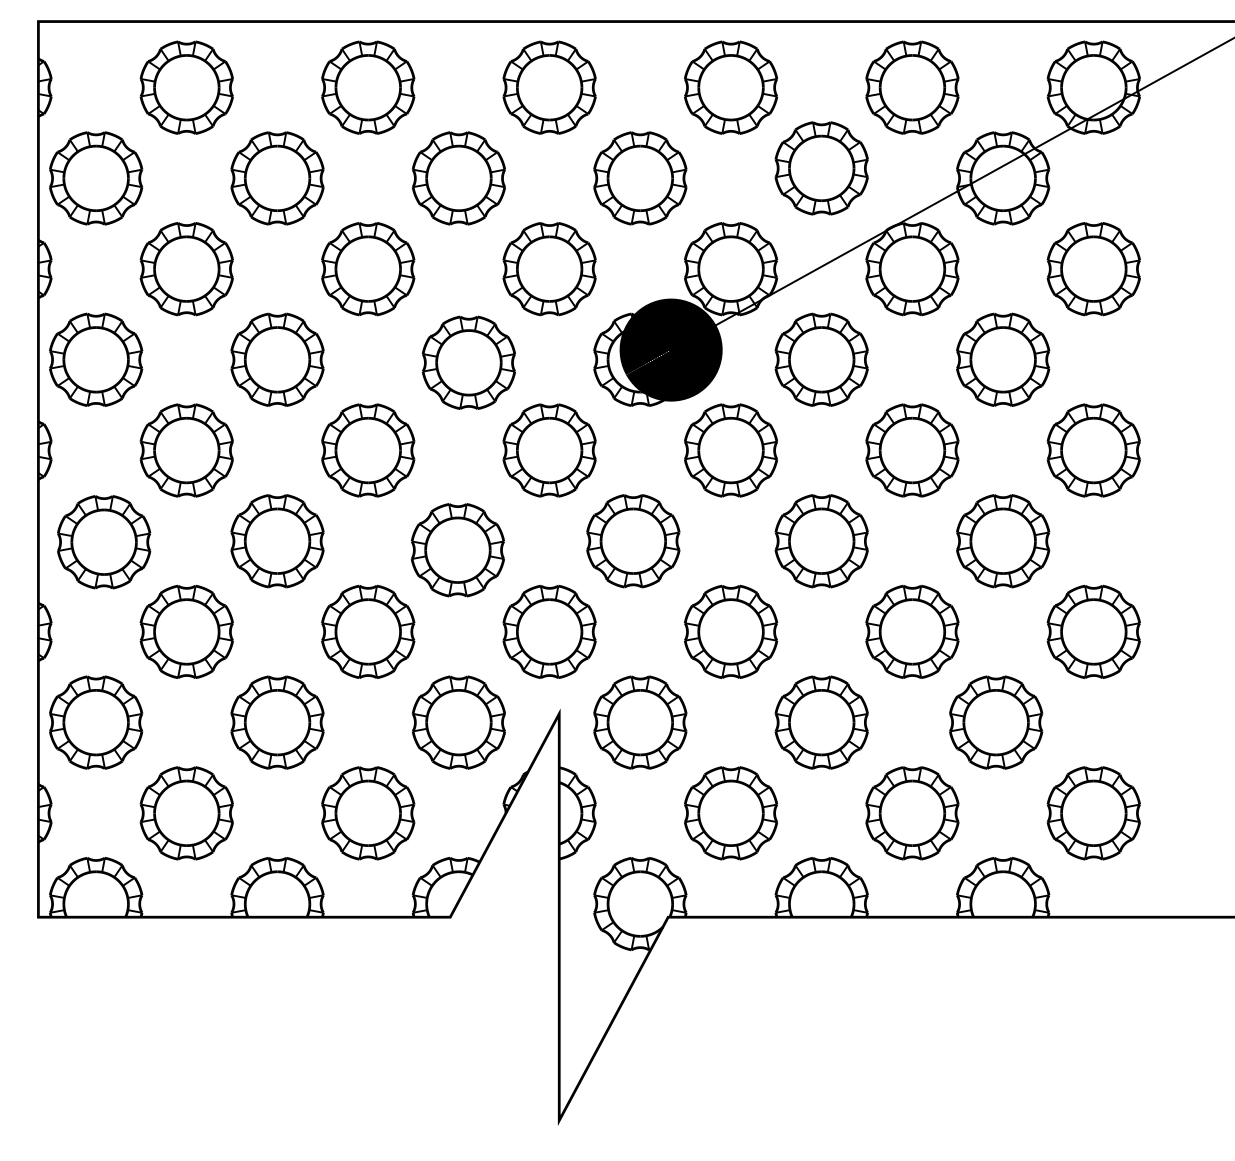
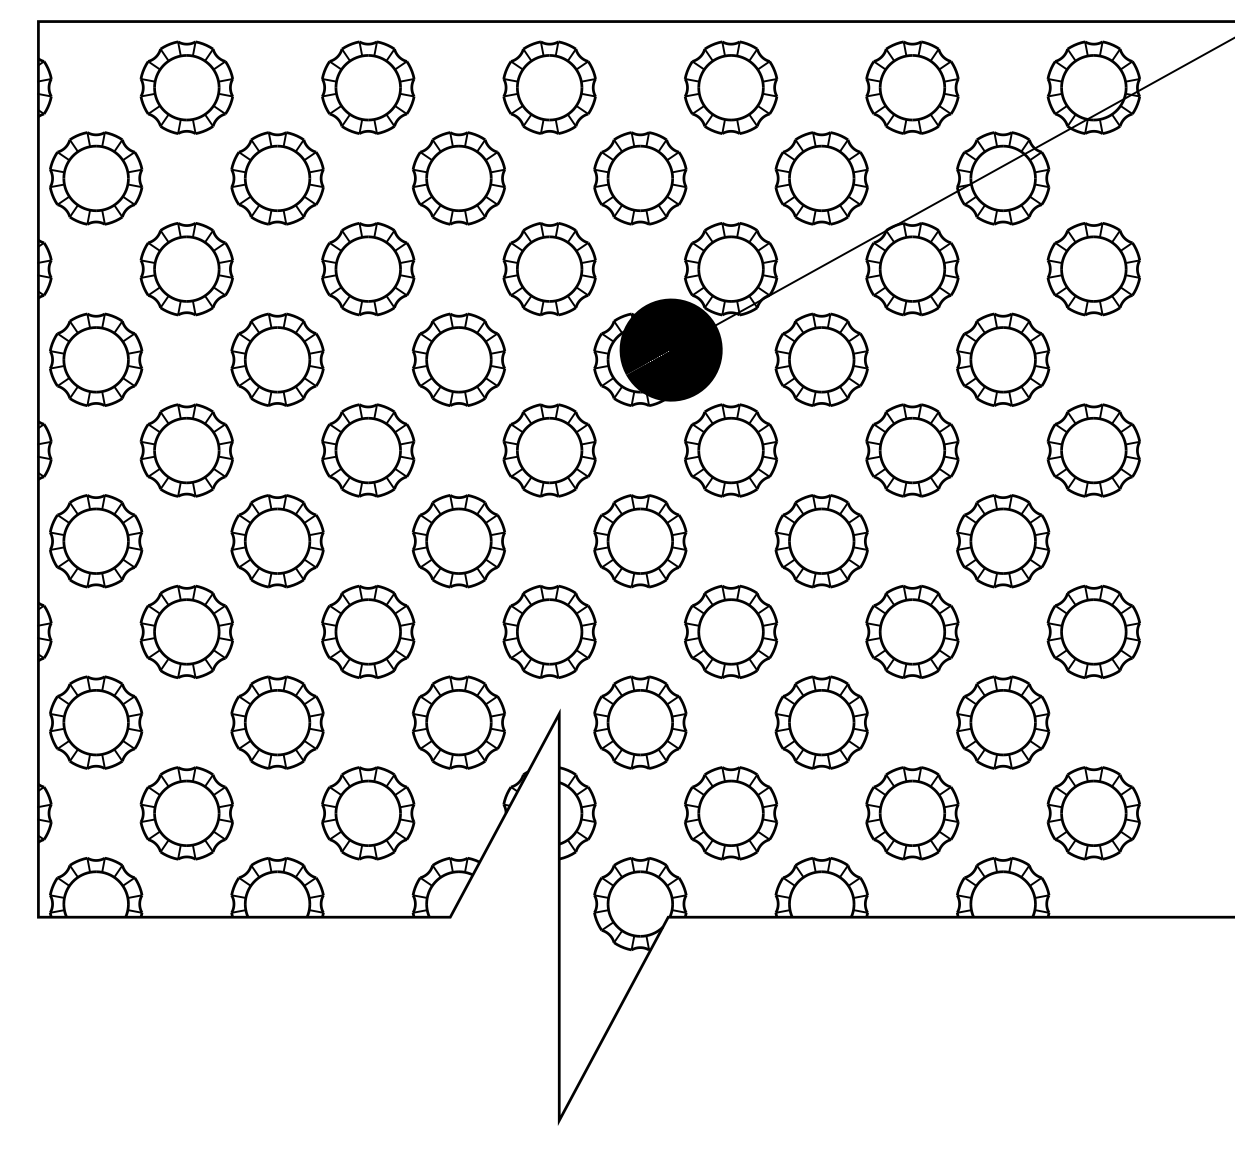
part position: (821, 168) -> (821, 178) (821, 178)
part position: (468, 362) -> (458, 359) (458, 359)
part position: (633, 541) -> (640, 541) (640, 541)
part position: (104, 542) -> (96, 541) (96, 541)
part position: (457, 550) -> (458, 541) (458, 541)
part position: (996, 722) -> (1003, 722) (1003, 722)
